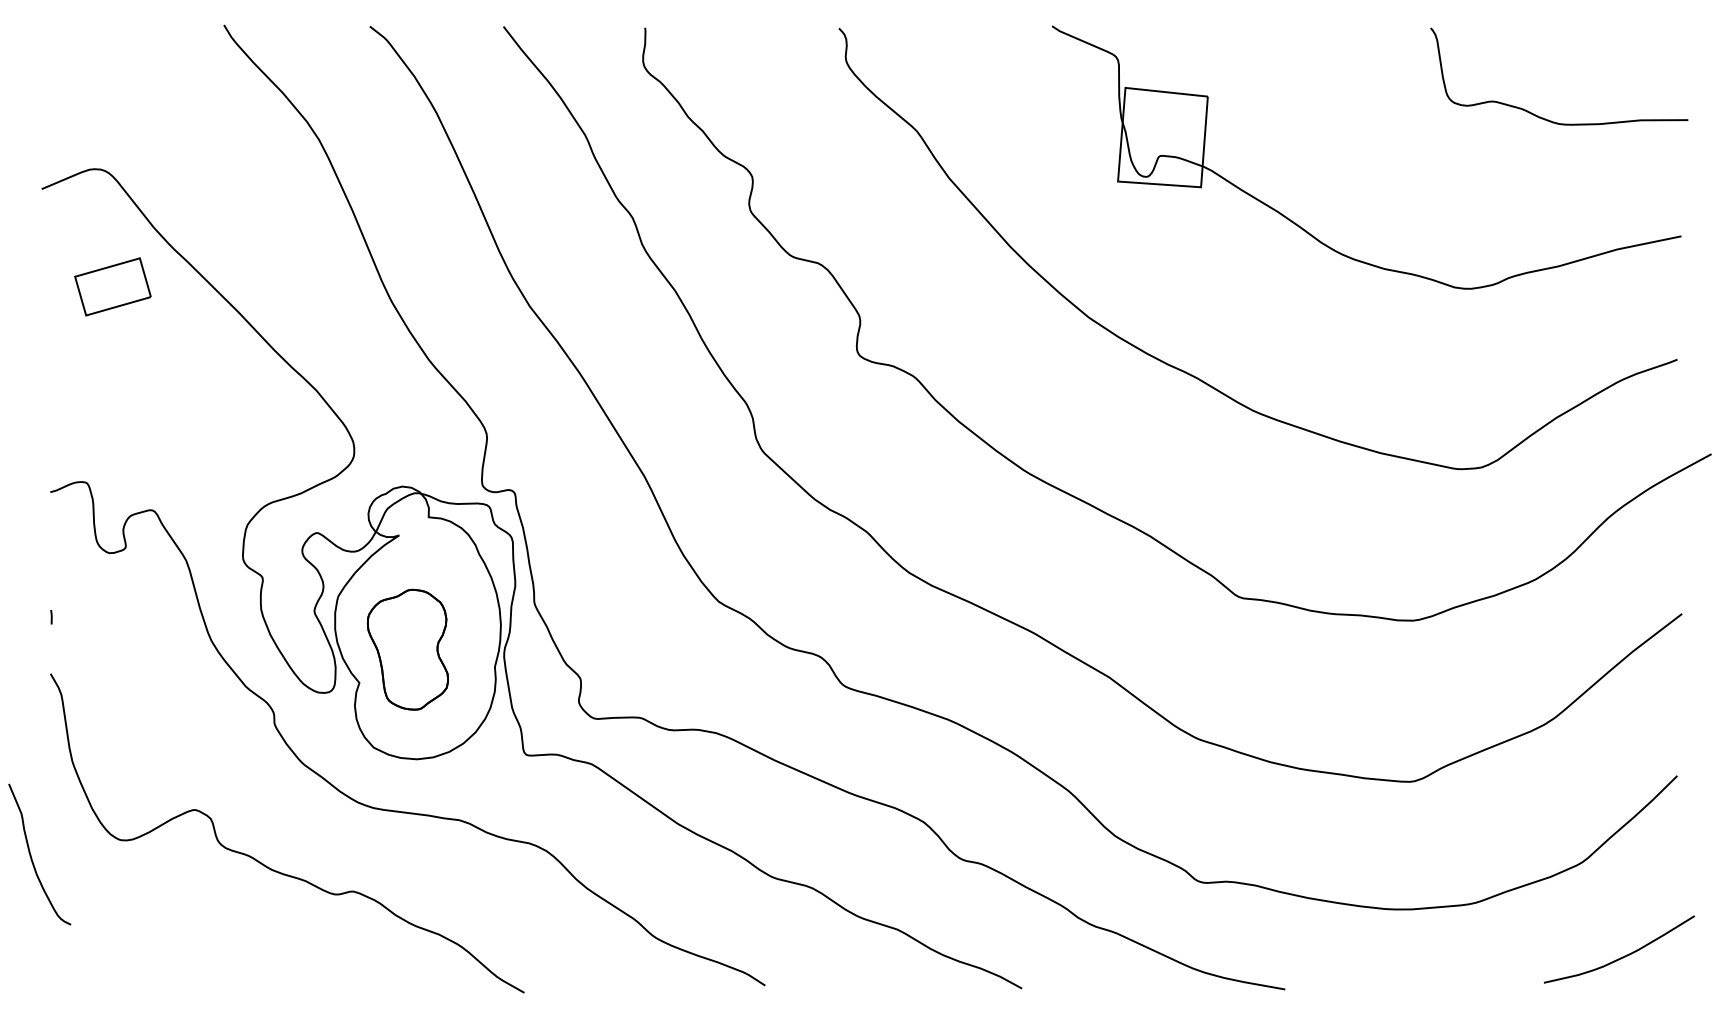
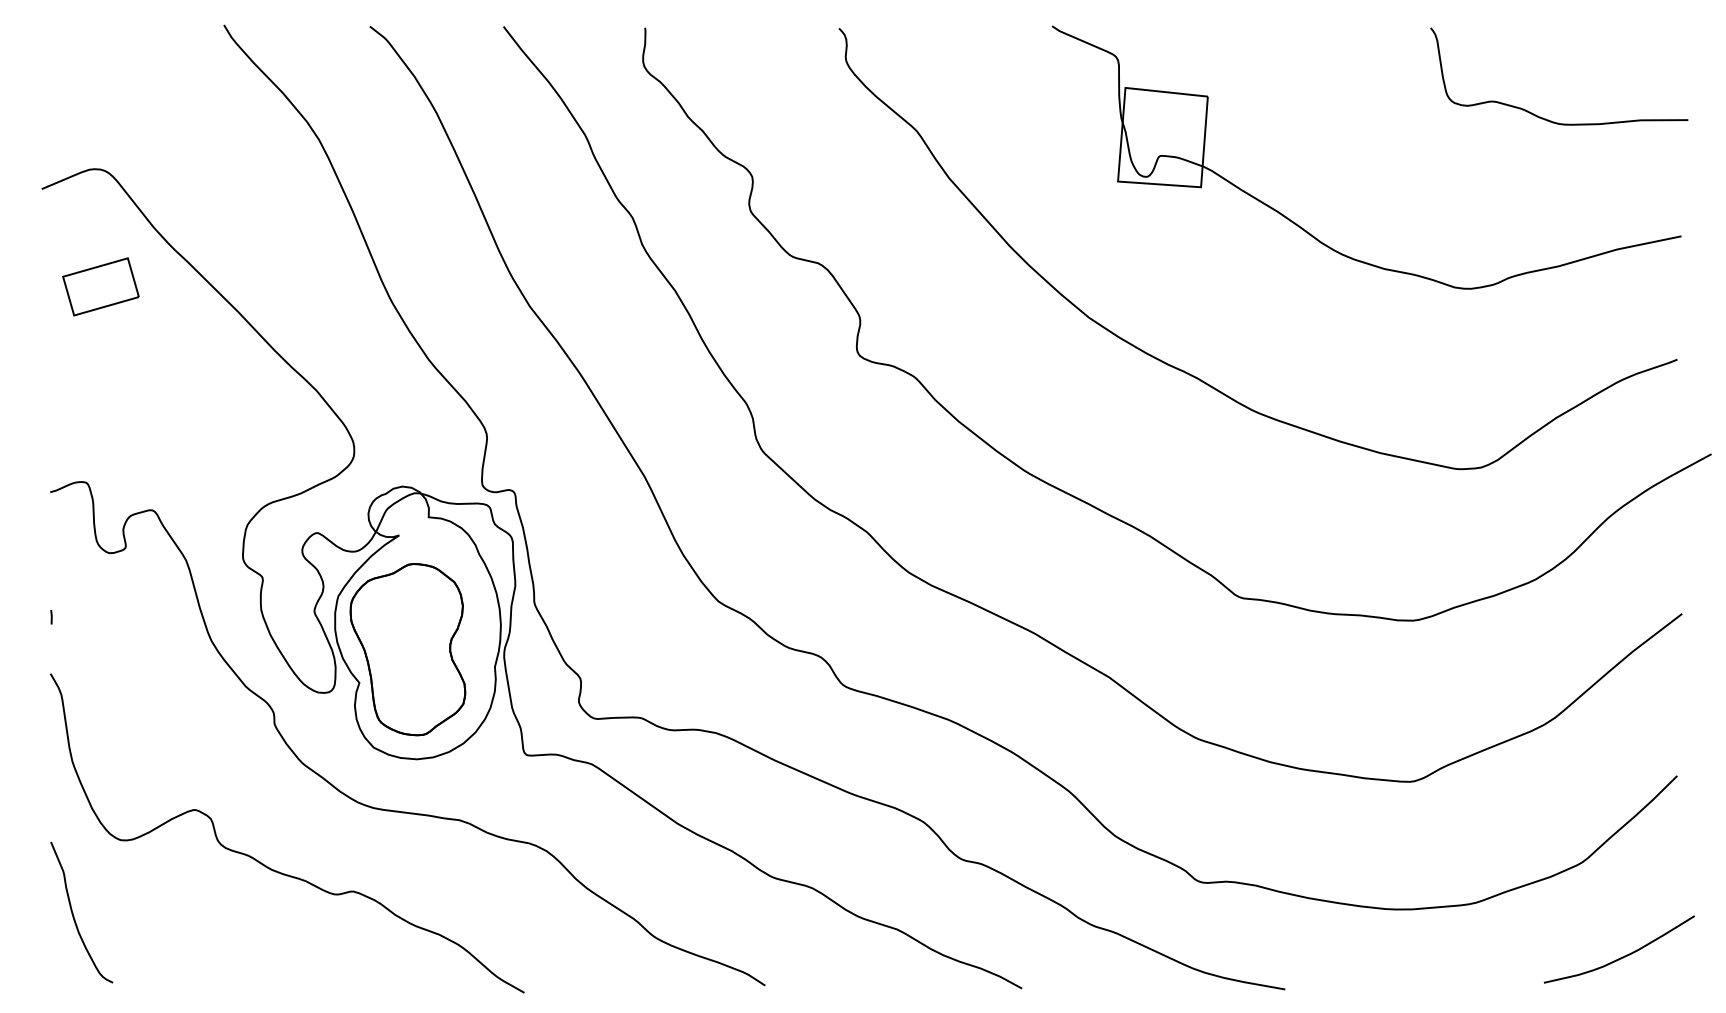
part position: (112, 286) -> (100, 286) (100, 286)
part size: 83x123 px -> 118x174 px (407, 649)
curve position: (31, 854) -> (73, 912) (73, 912)
